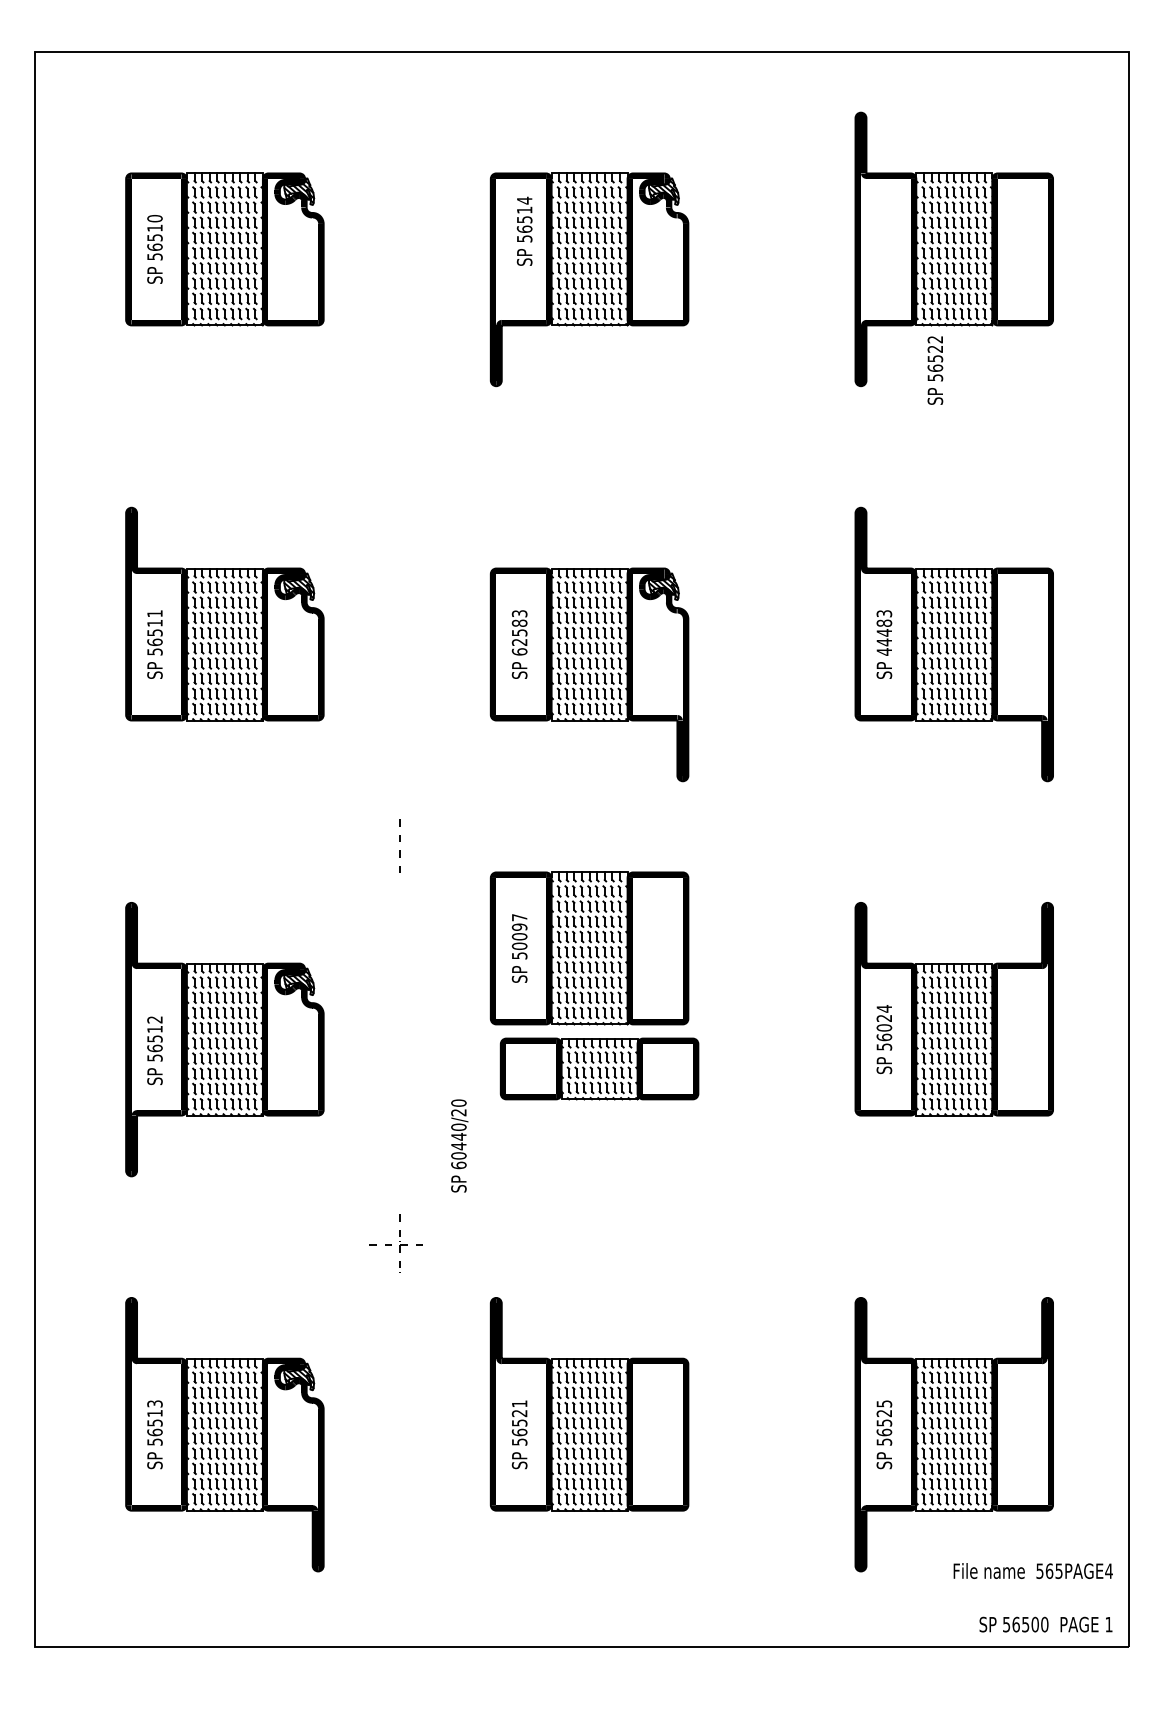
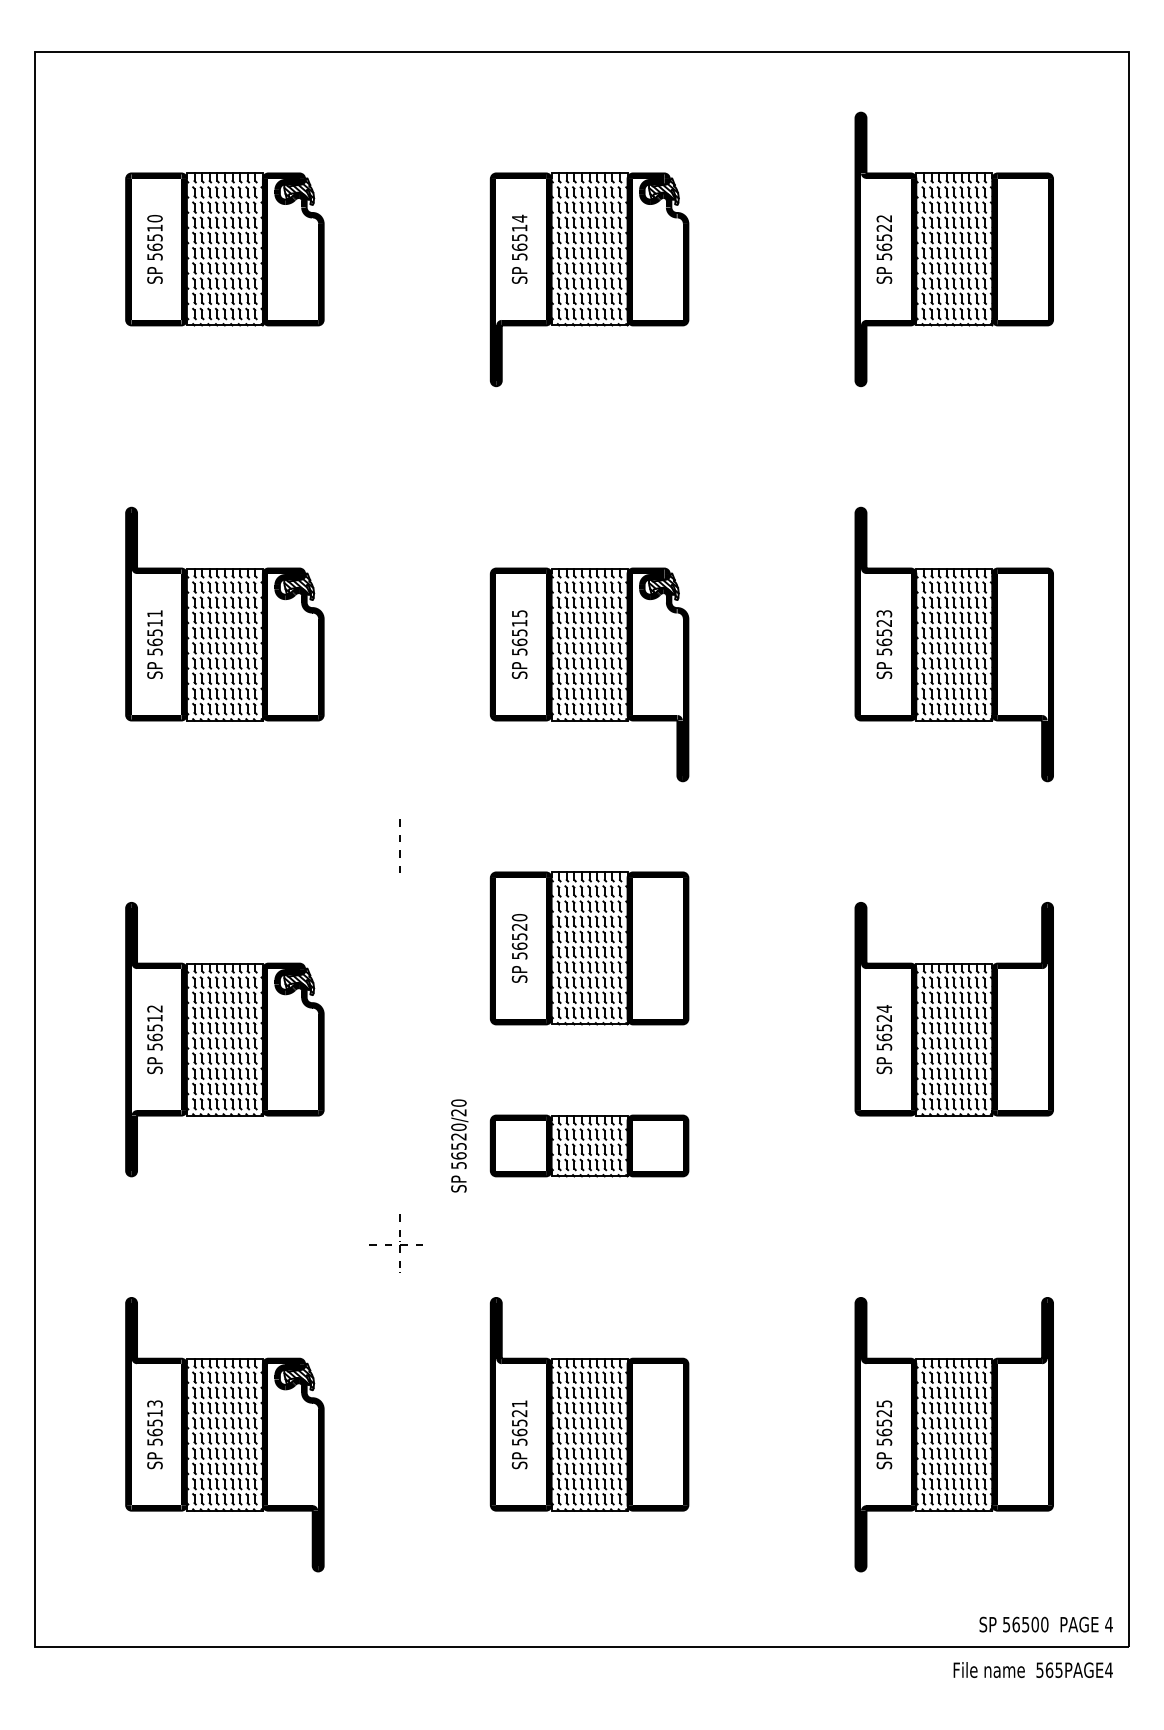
text position: (524, 230) -> (519, 248) (519, 248)
text position: (935, 370) -> (884, 249) (884, 249)
text: 62583 -> 56515 (519, 632)
text: 44483 -> 56523 (884, 637)
text: 50097 -> 56520 (519, 931)
text: 56024 -> 56524 (884, 1027)
text position: (154, 1050) -> (154, 1039) (154, 1039)
part position: (599, 1068) -> (589, 1145) (589, 1145)
text: 60440/20 -> 56520/20 (458, 1151)
text position: (1032, 1570) -> (1032, 1669) (1032, 1669)
text: 1 -> 4 (1108, 1624)
